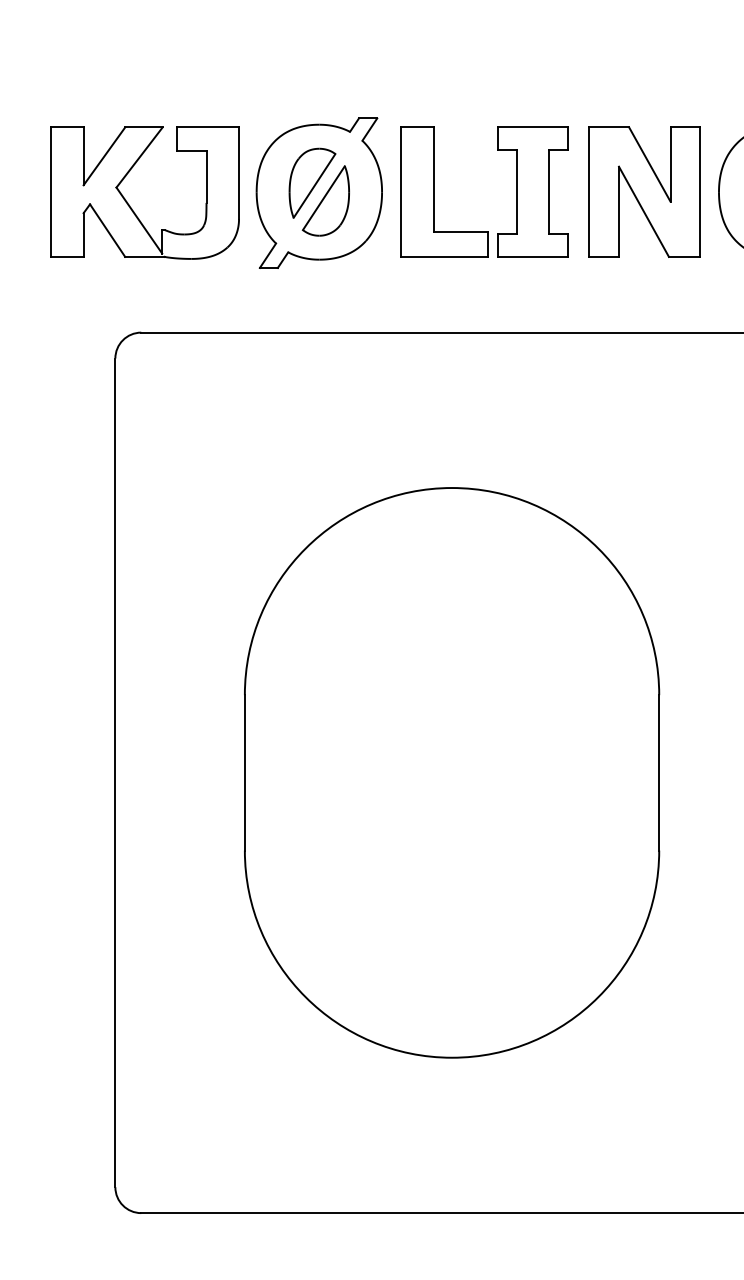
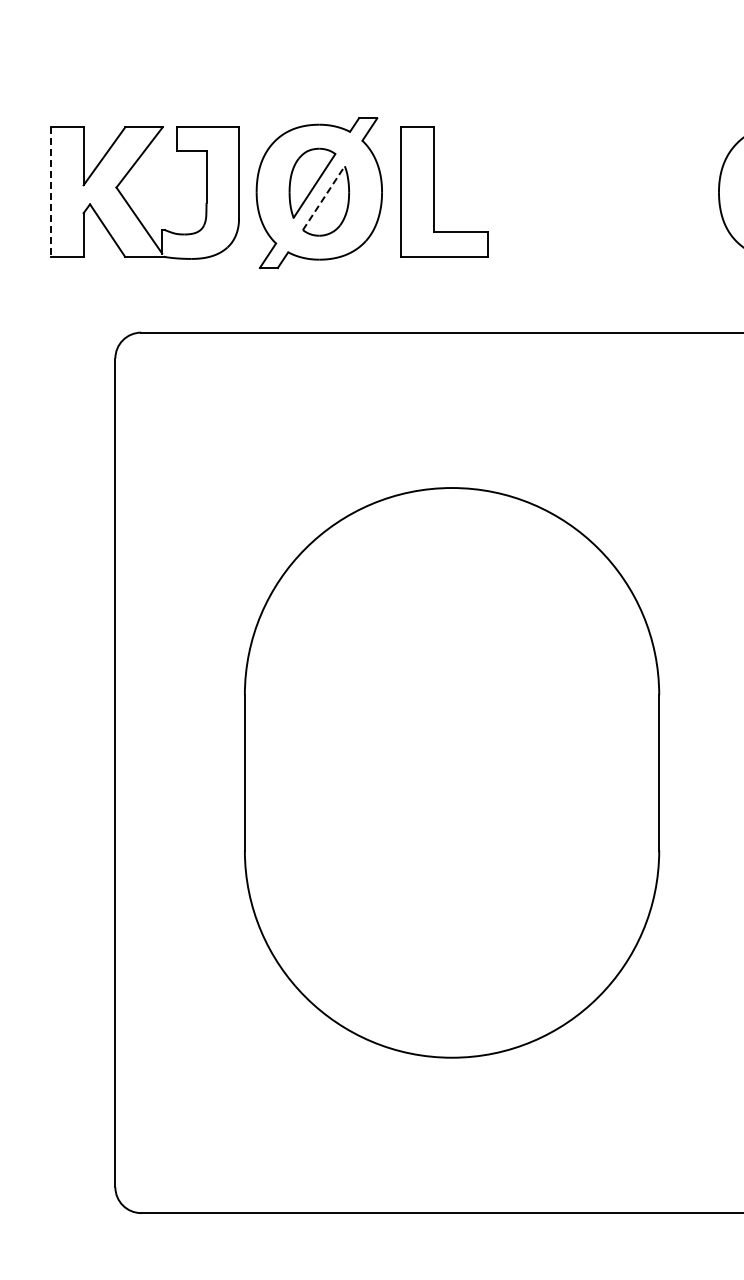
part: present -> none (532, 191)
part: present -> none (644, 191)
line: solid -> dashed (51, 192)
line: solid -> dashed (324, 197)
